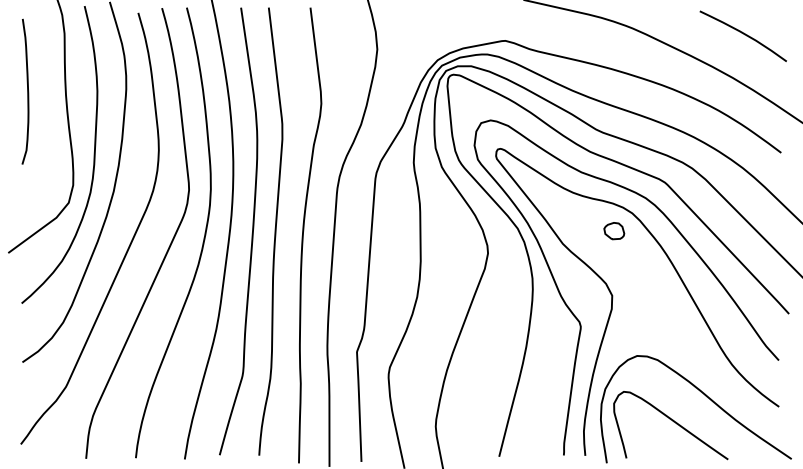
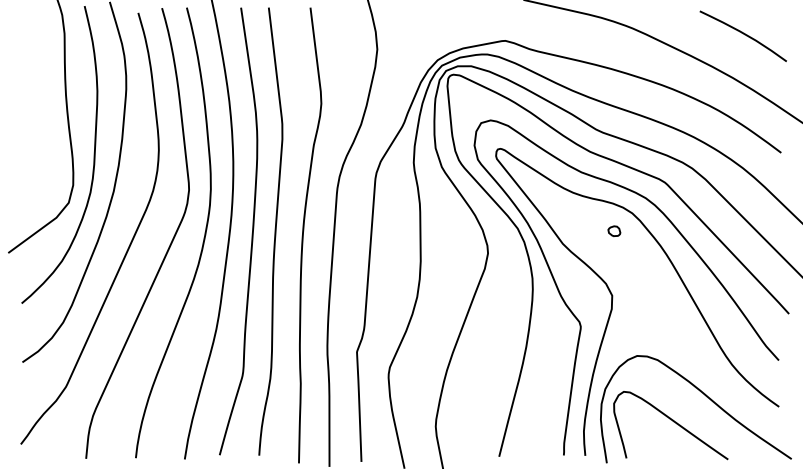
curve: present -> none (27, 91)
part size: 23x19 px -> 15x13 px (614, 231)
